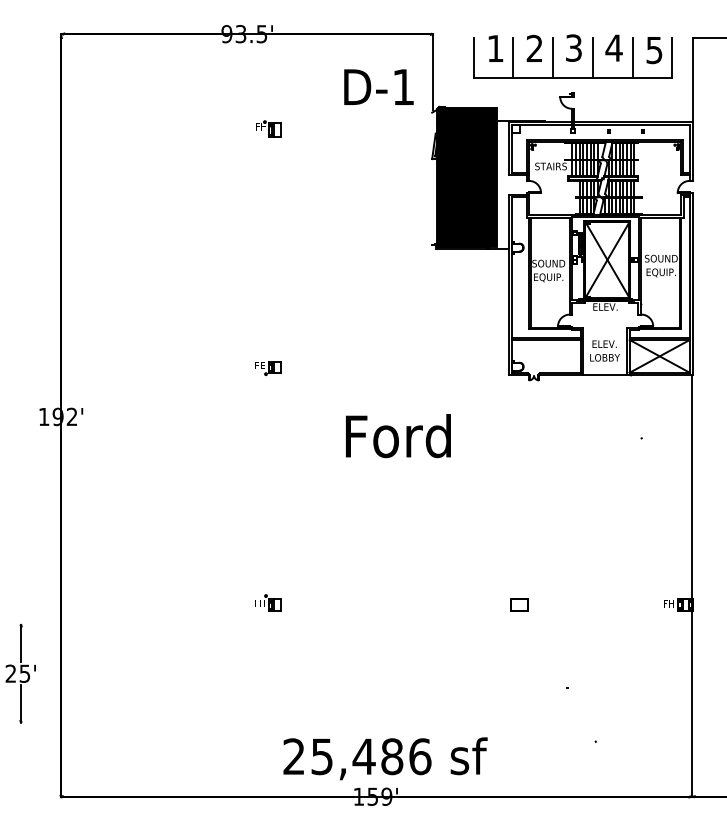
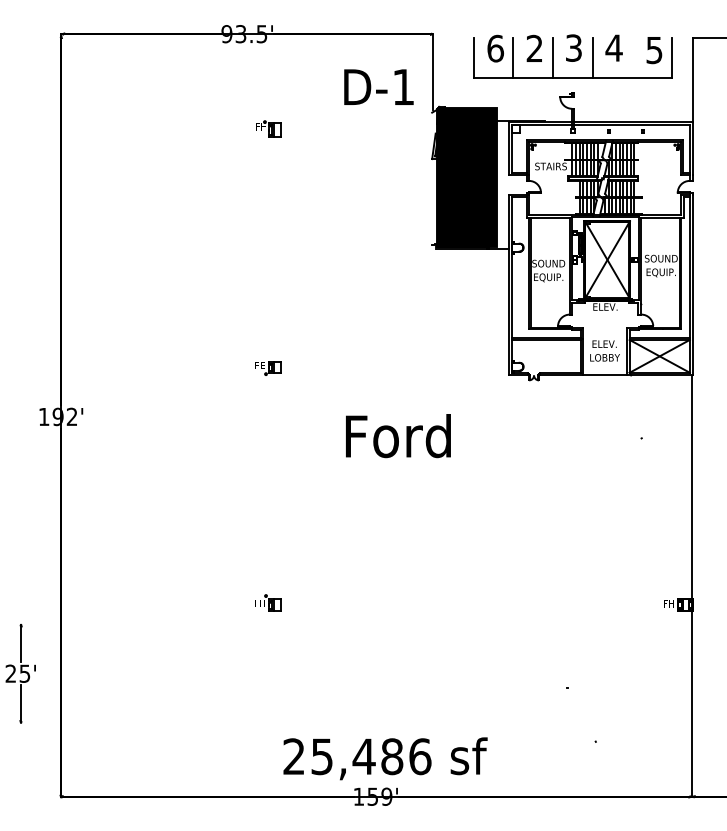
text: 1 -> 6 (495, 48)
line: present -> none (632, 57)
part: present -> none (519, 604)
